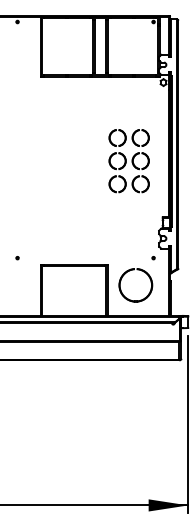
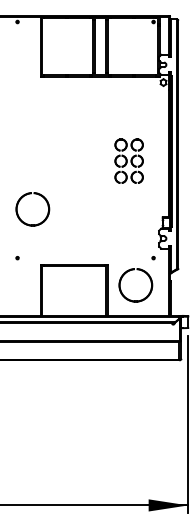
part size: 42x65 px -> 30x46 px (128, 160)
part: none -> present (20, 217)
